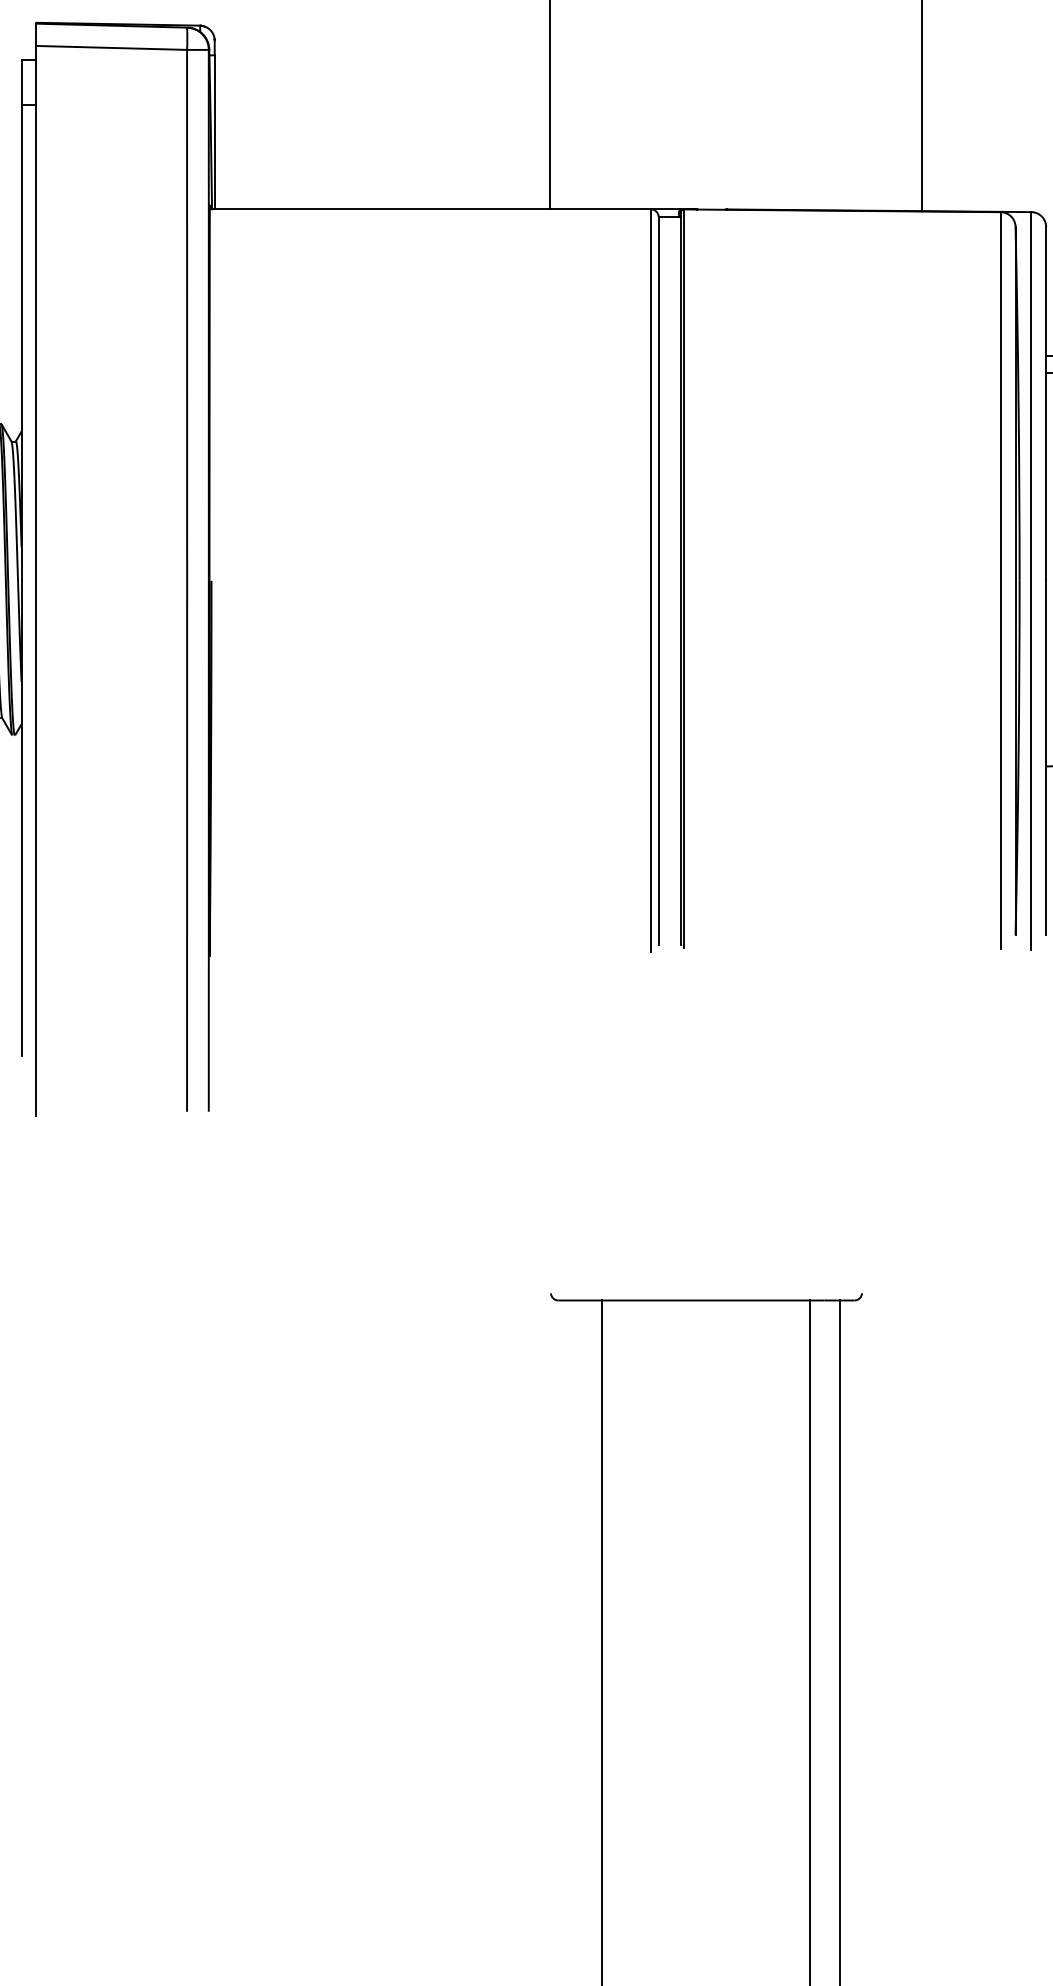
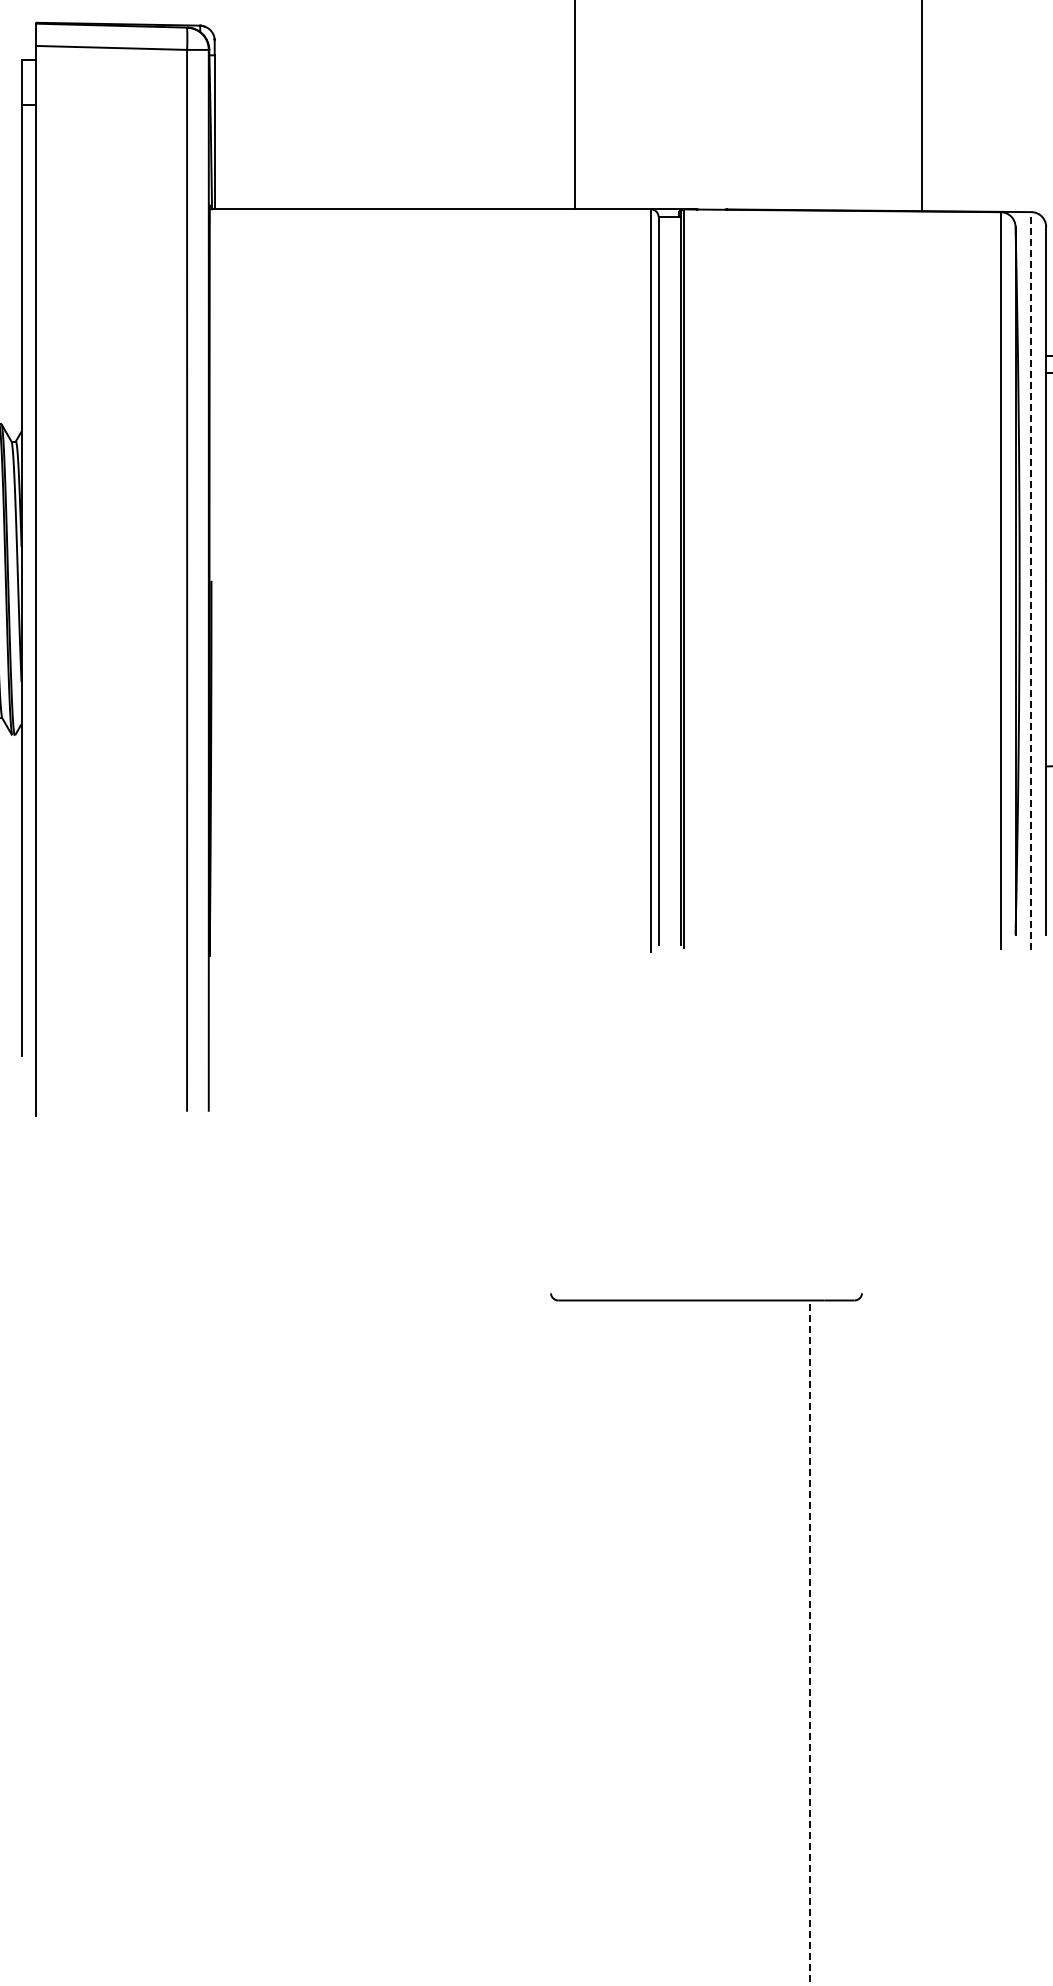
line position: (550, 105) -> (575, 105) (575, 105)
line: solid -> dashed (1031, 580)
line: present -> none (602, 1641)
line: present -> none (840, 1641)
line: solid -> dashed (810, 1642)
